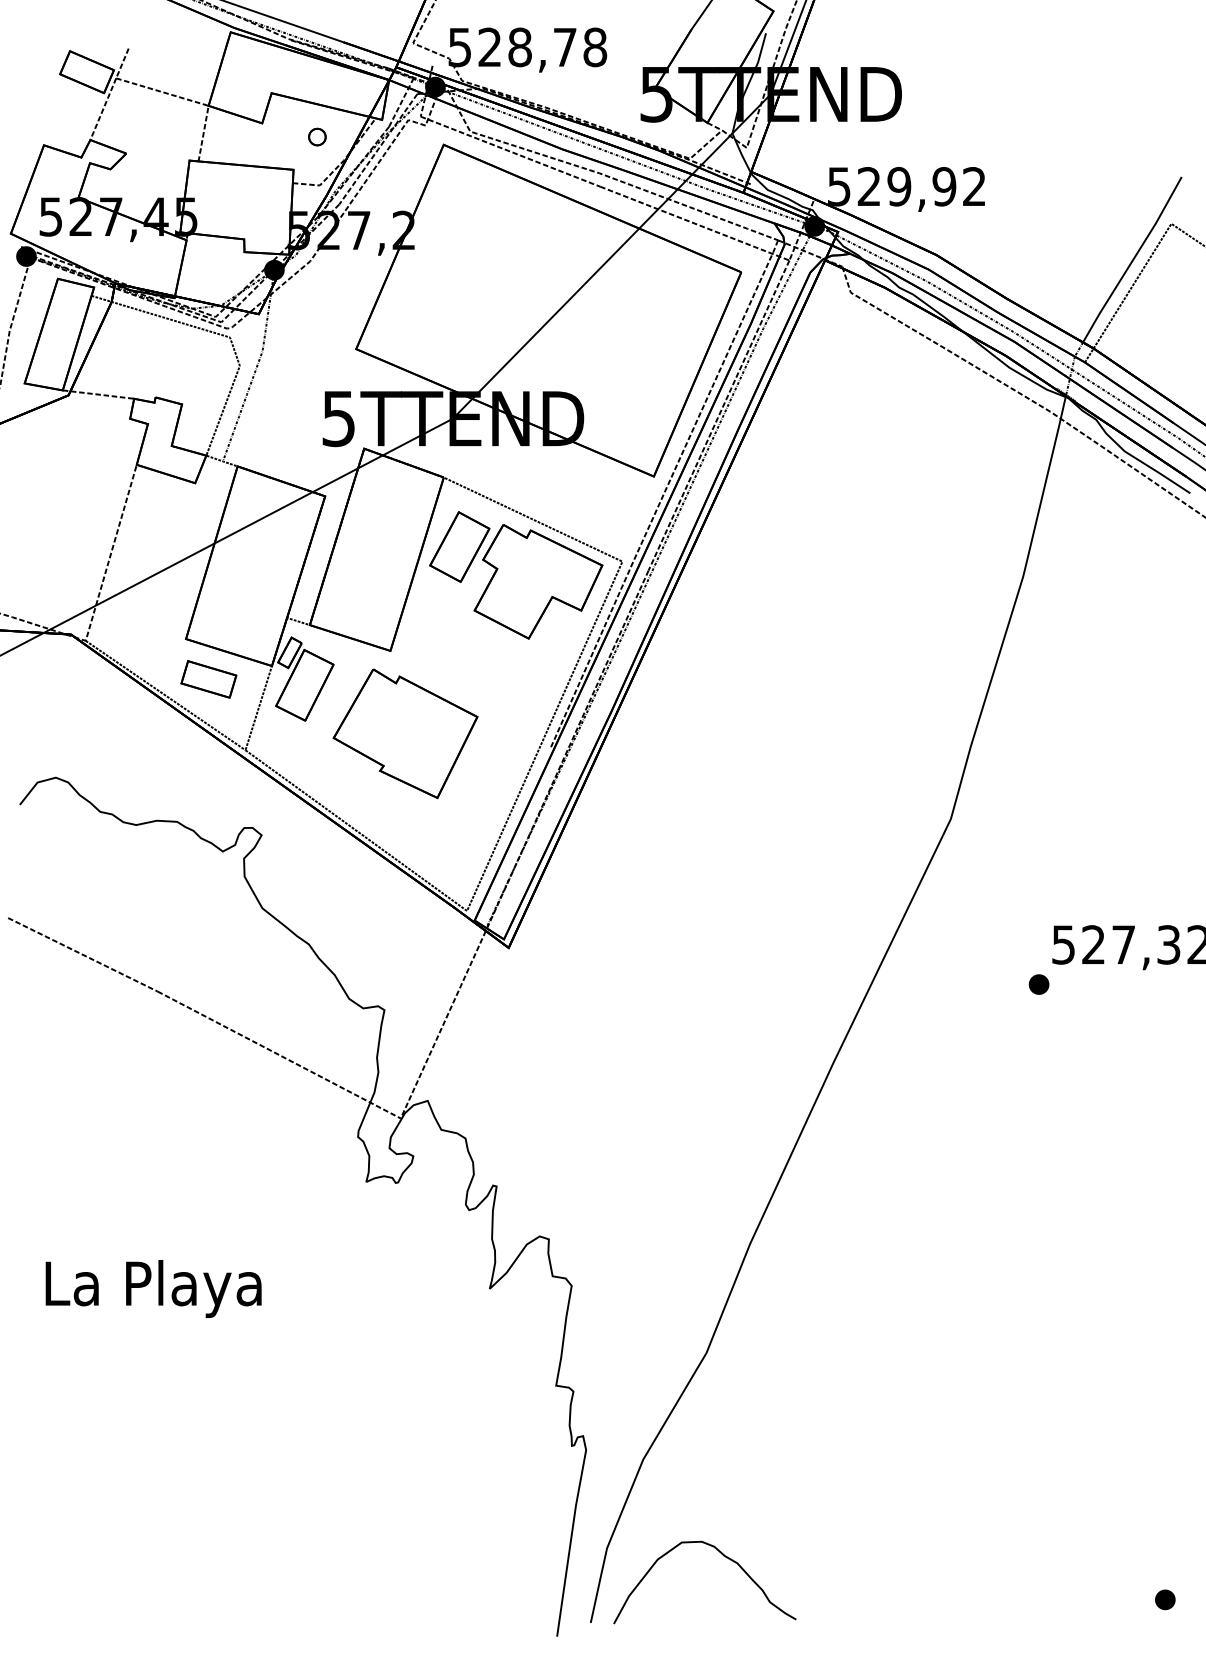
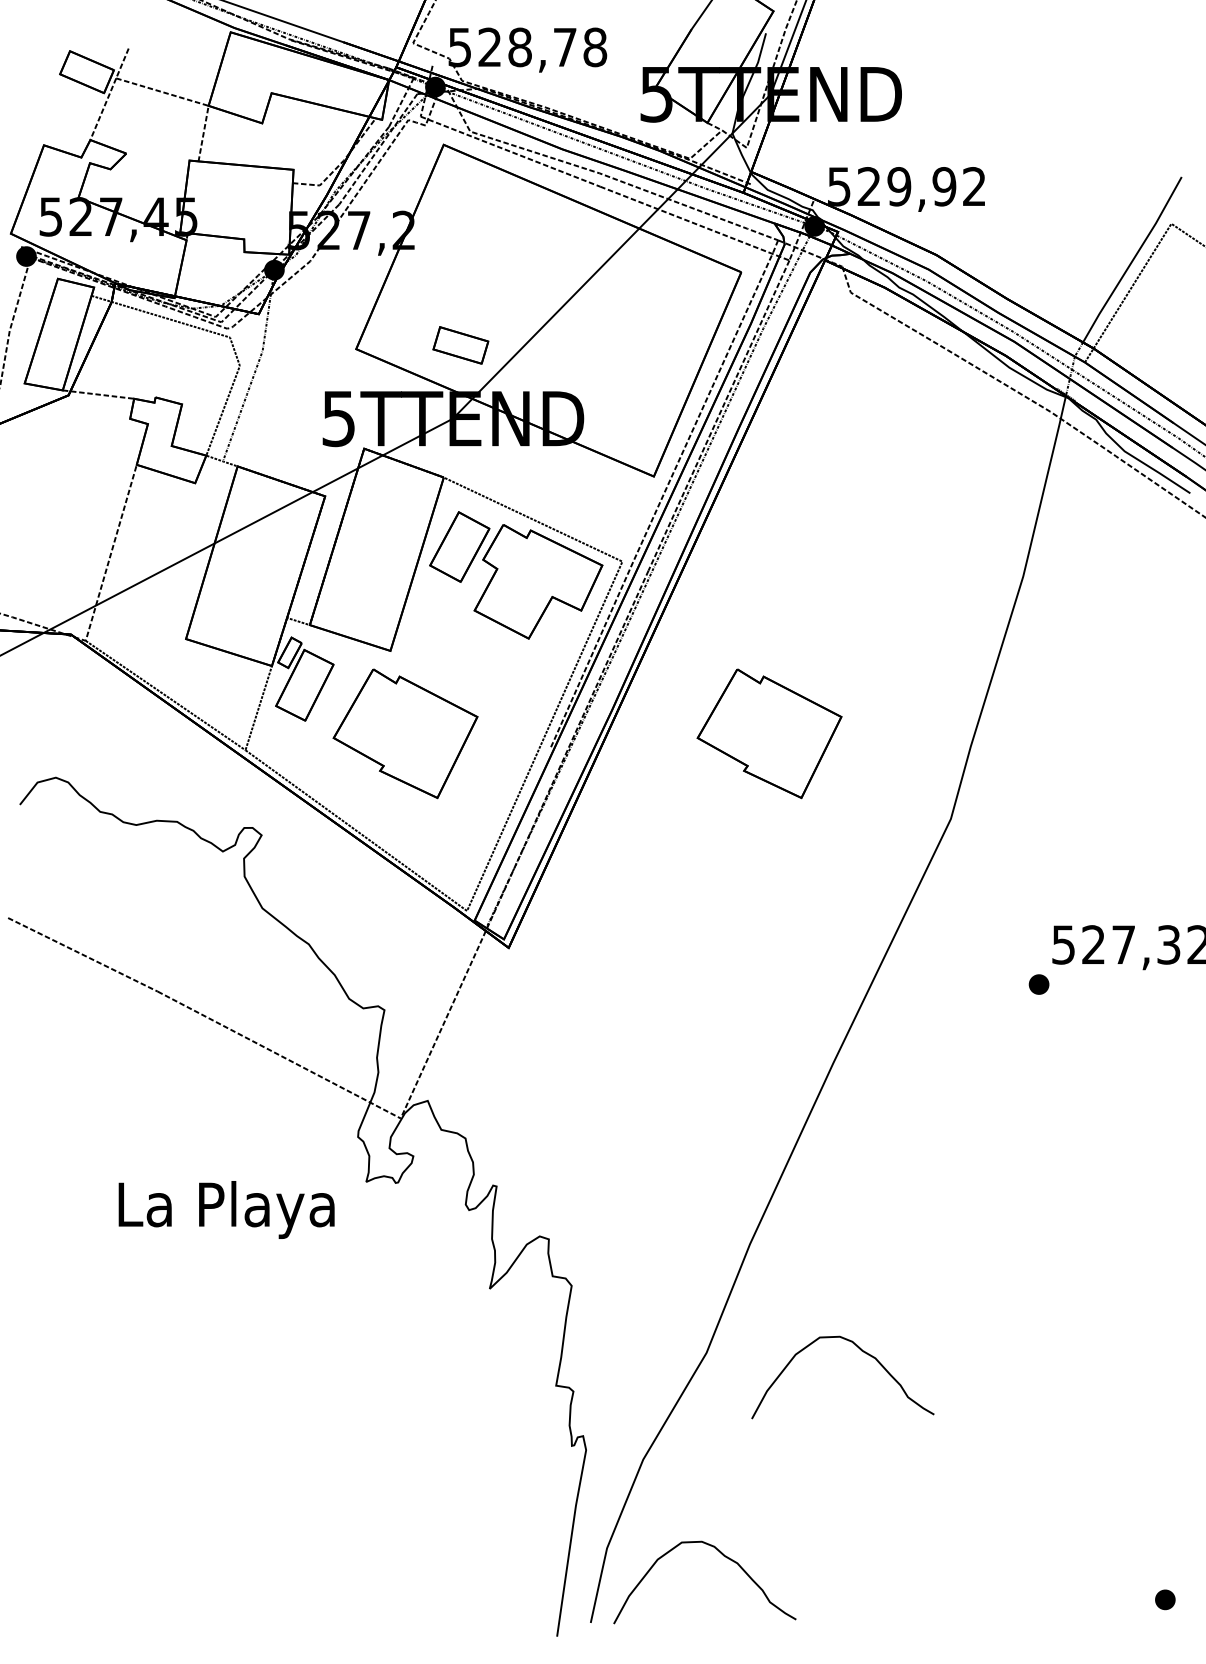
part: present -> none (317, 136)
part position: (208, 679) -> (460, 345) (460, 345)
part: none -> present (769, 733)
text position: (153, 1288) -> (226, 1209) (226, 1209)
curve: none -> present (861, 1351)
